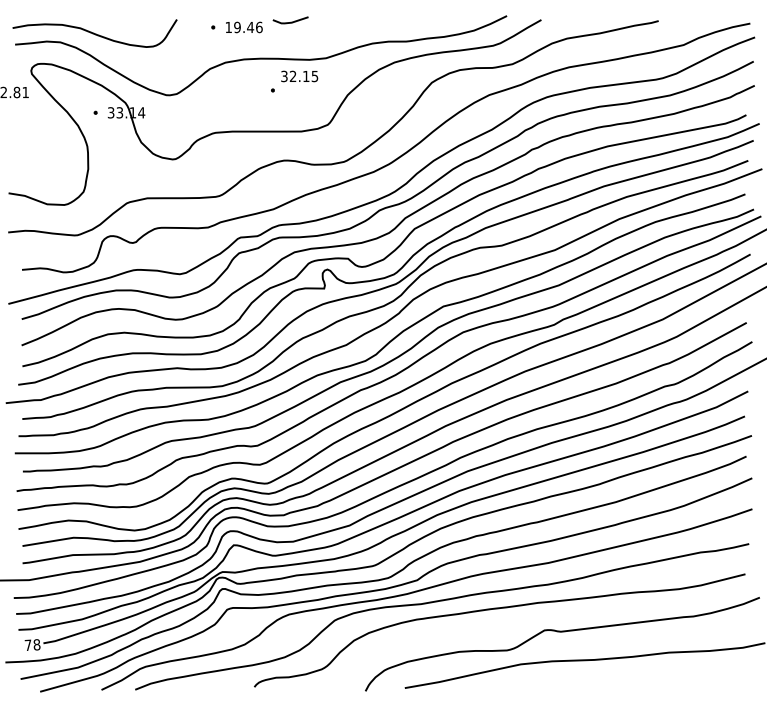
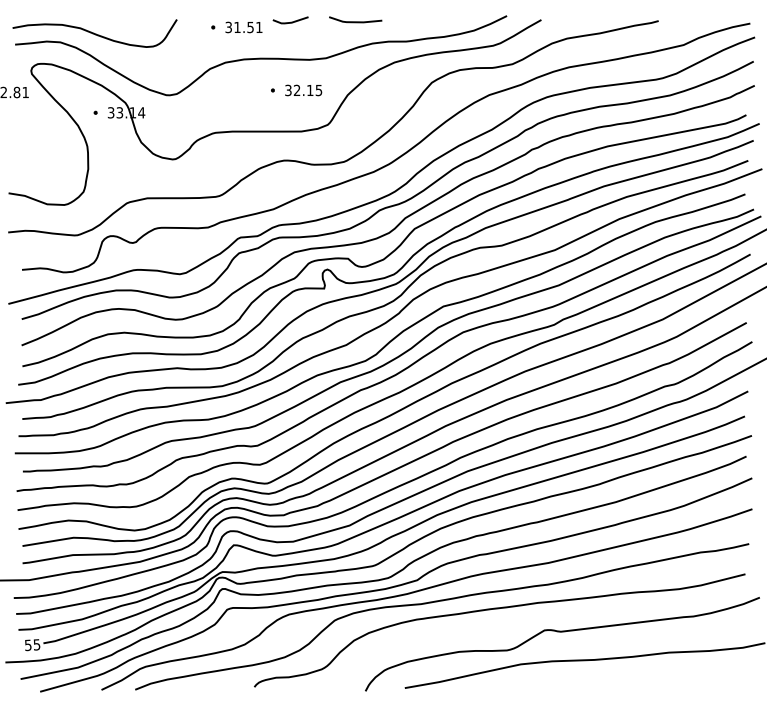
line: none -> present (355, 21)
text: 19.46 -> 31.51 (243, 27)
text position: (299, 76) -> (303, 90) (303, 90)
text: 78 -> 55 (32, 645)
